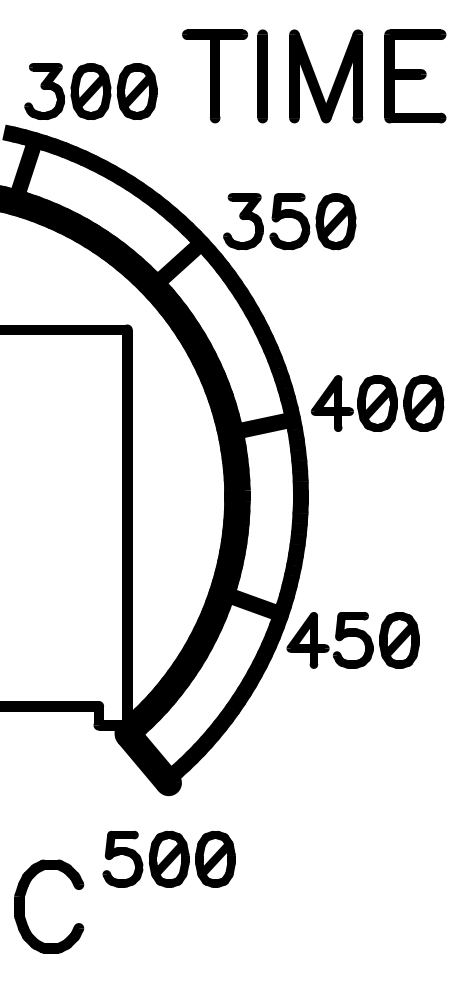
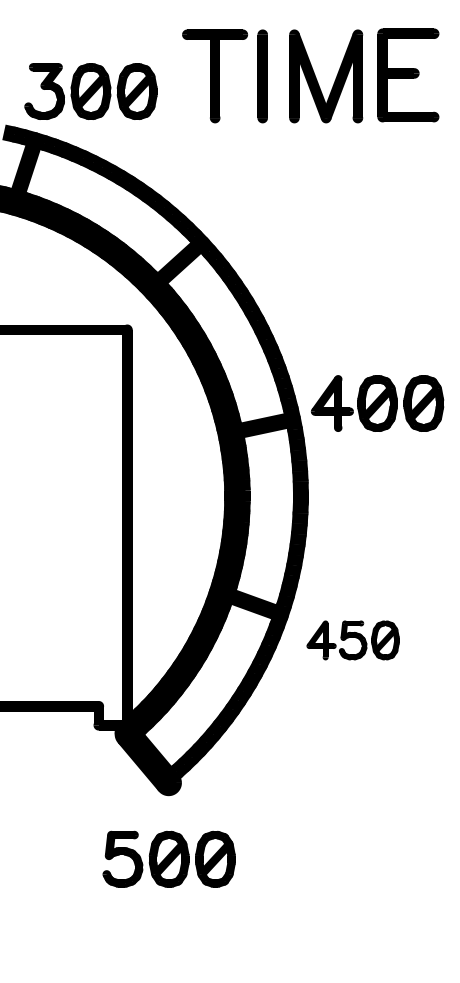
part position: (415, 76) -> (408, 75) (408, 75)
part: present -> none (289, 221)
part size: 134x57 px -> 94x41 px (352, 640)
part: present -> none (24, 906)
